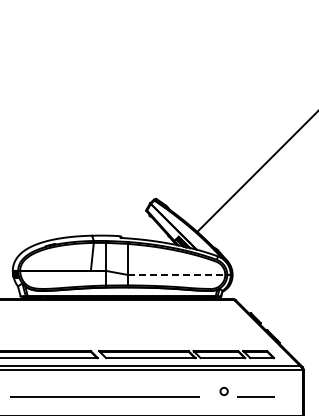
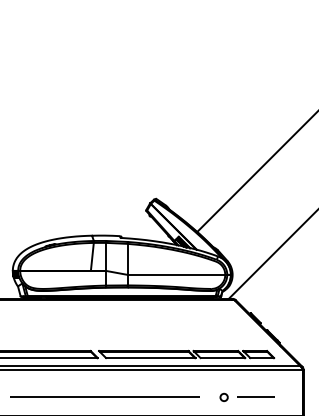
line: none -> present (271, 254)
line: dashed -> solid (176, 274)
circle position: (223, 390) -> (223, 396) (223, 396)
